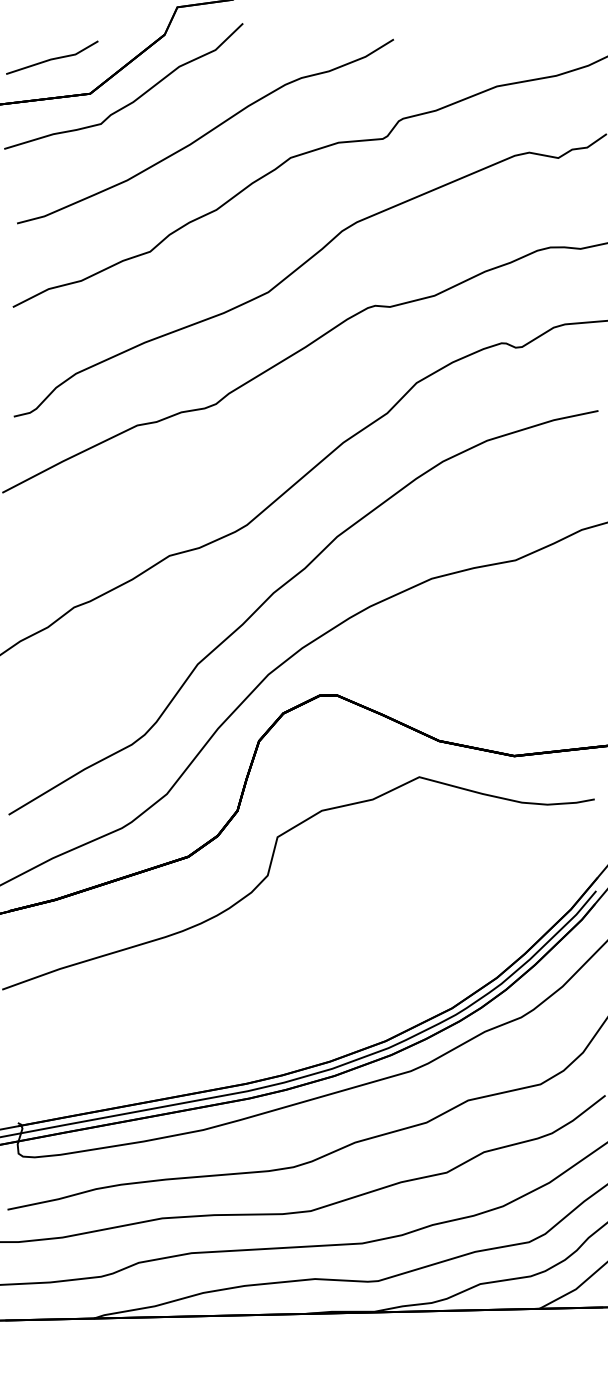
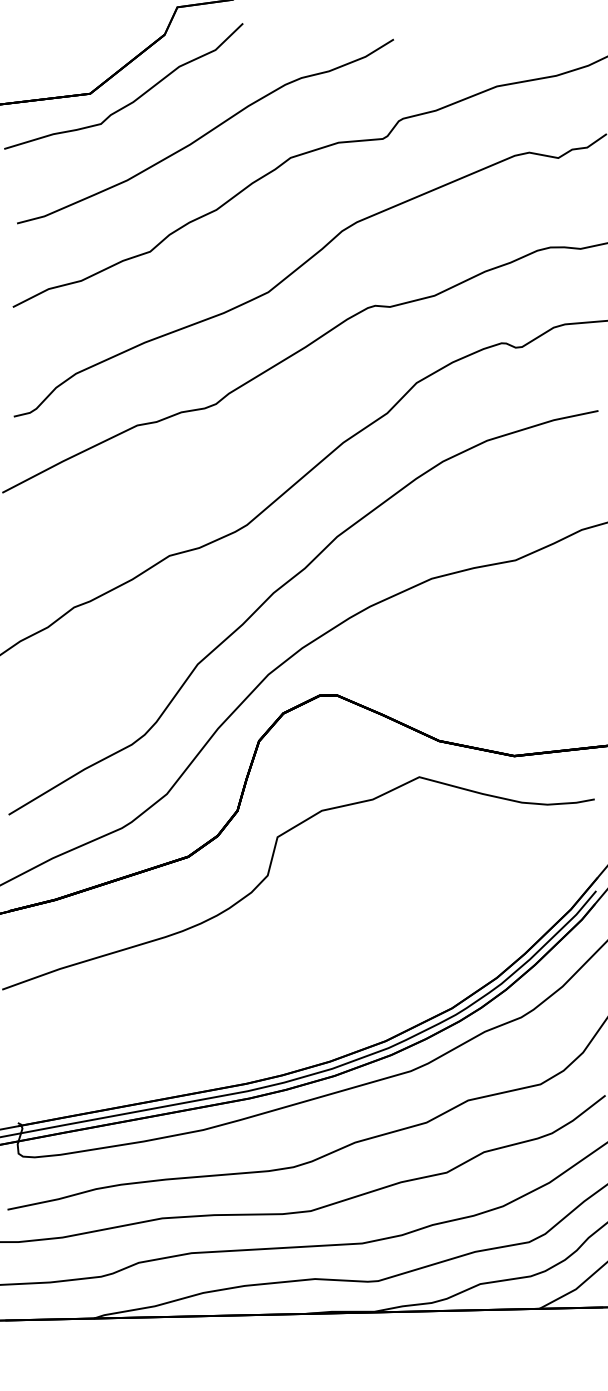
part: present -> none (52, 57)
